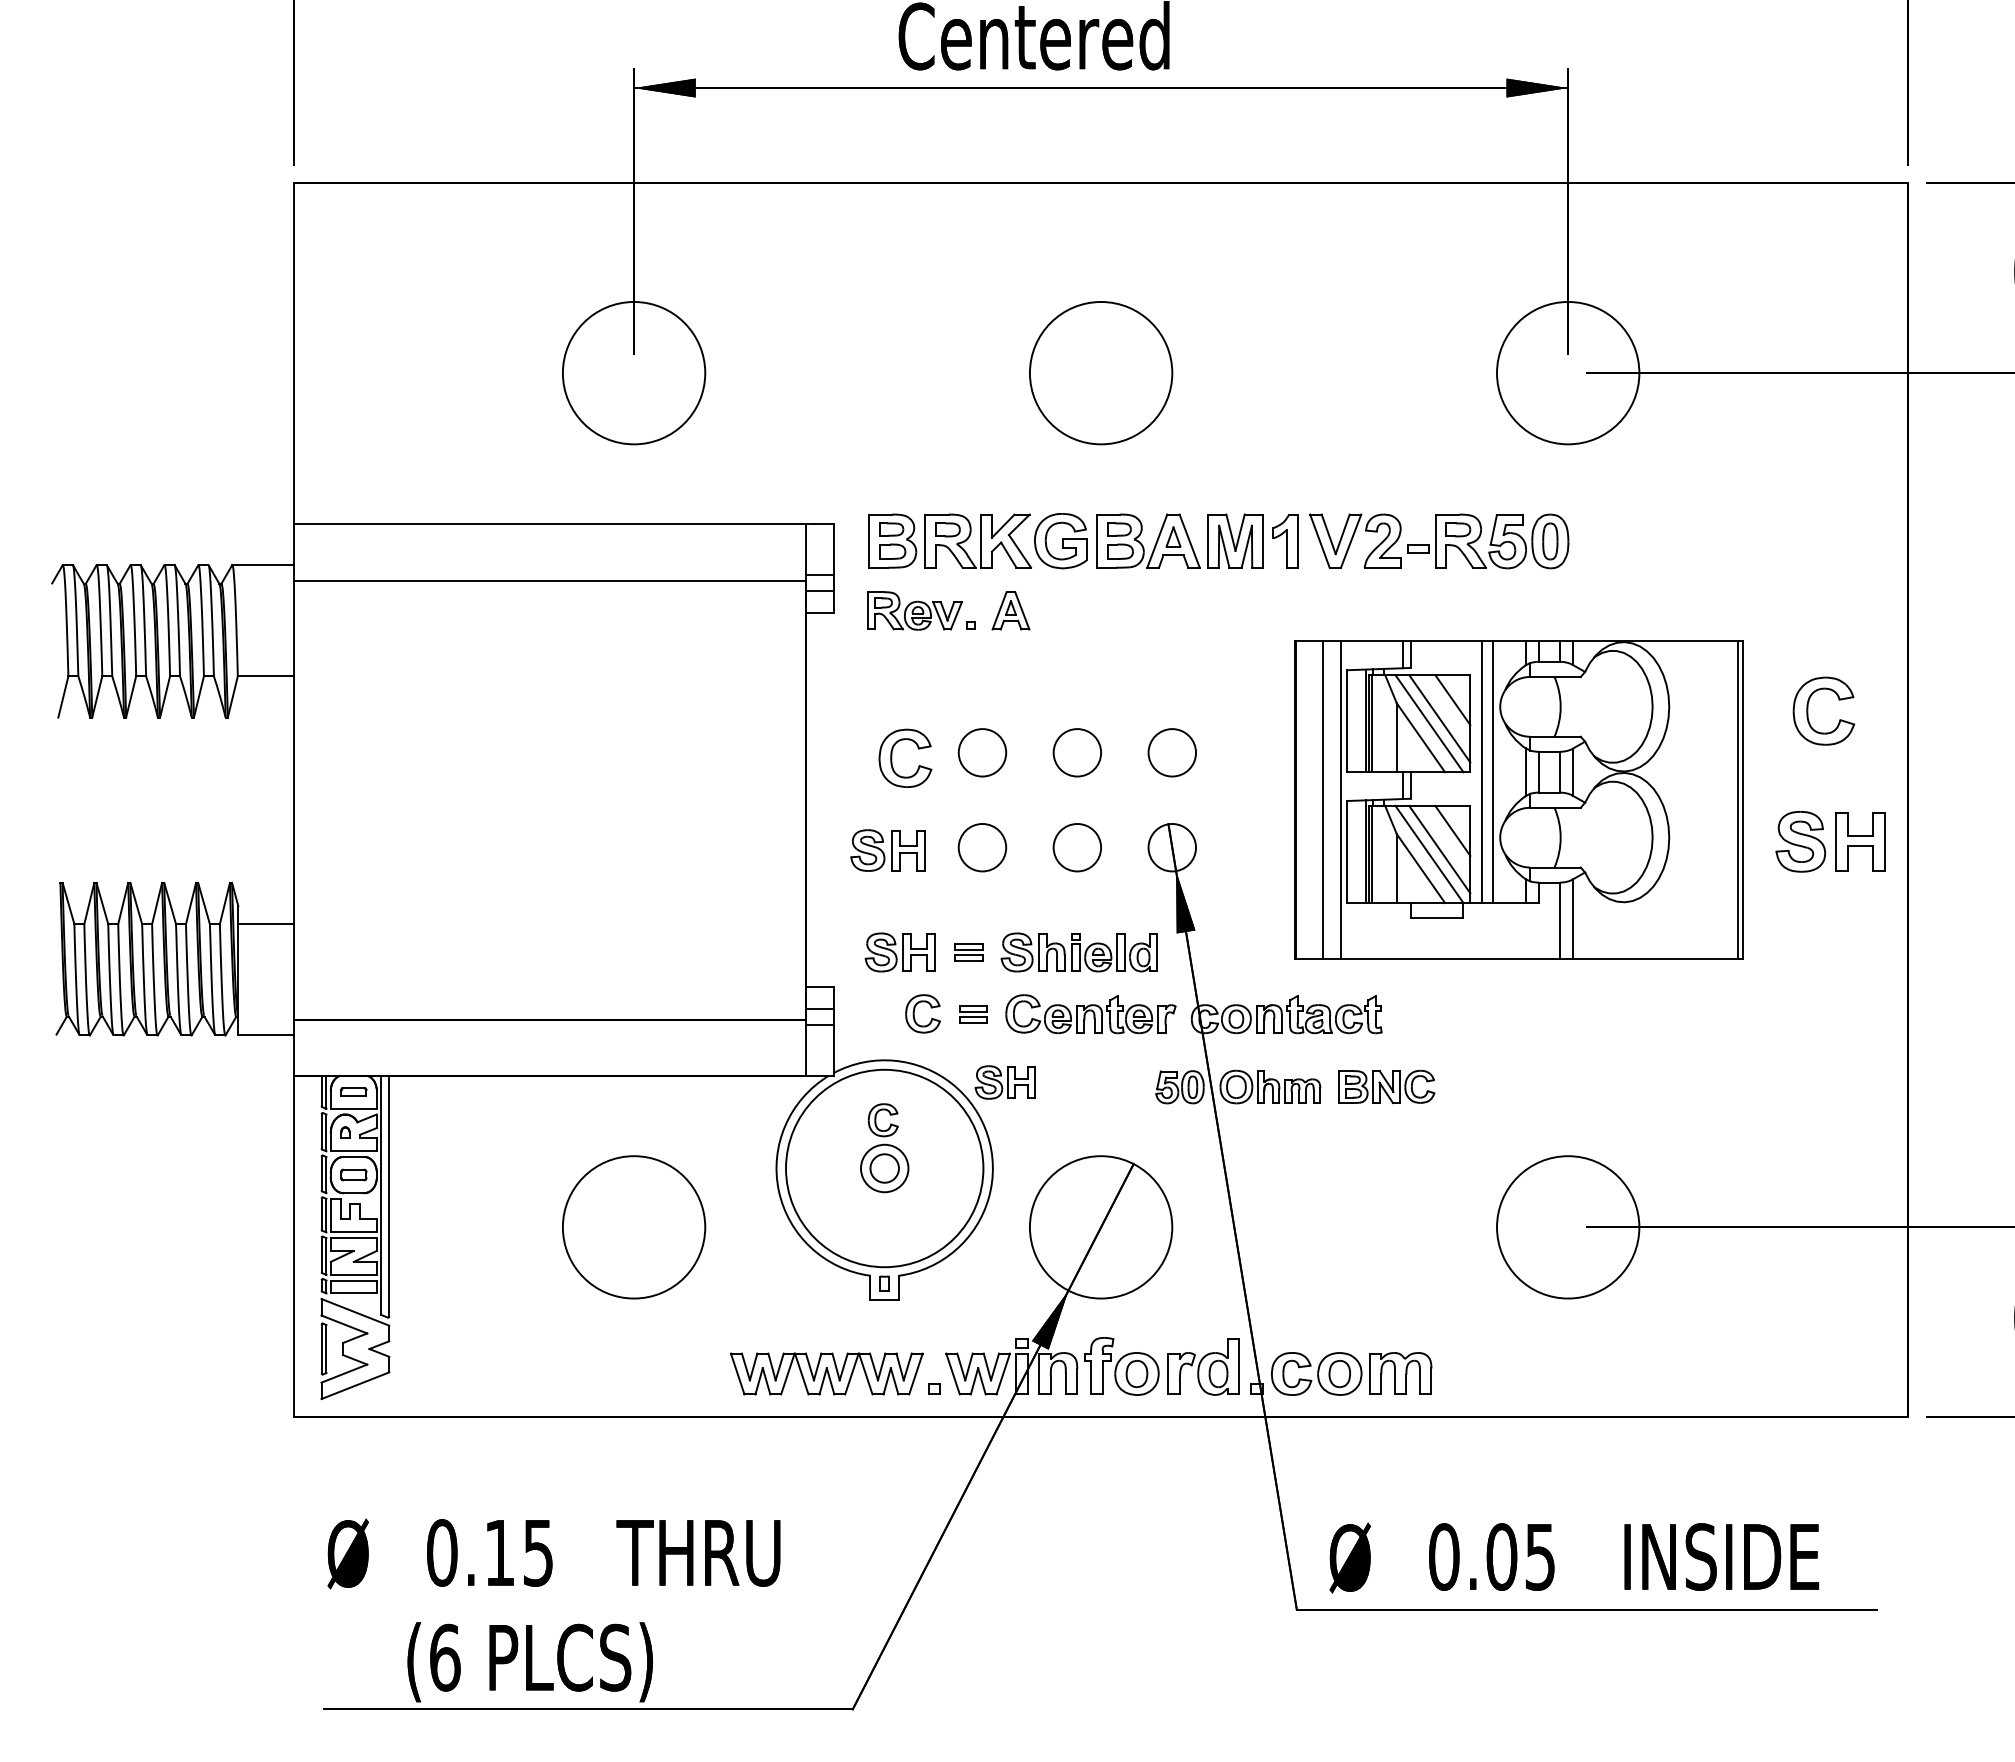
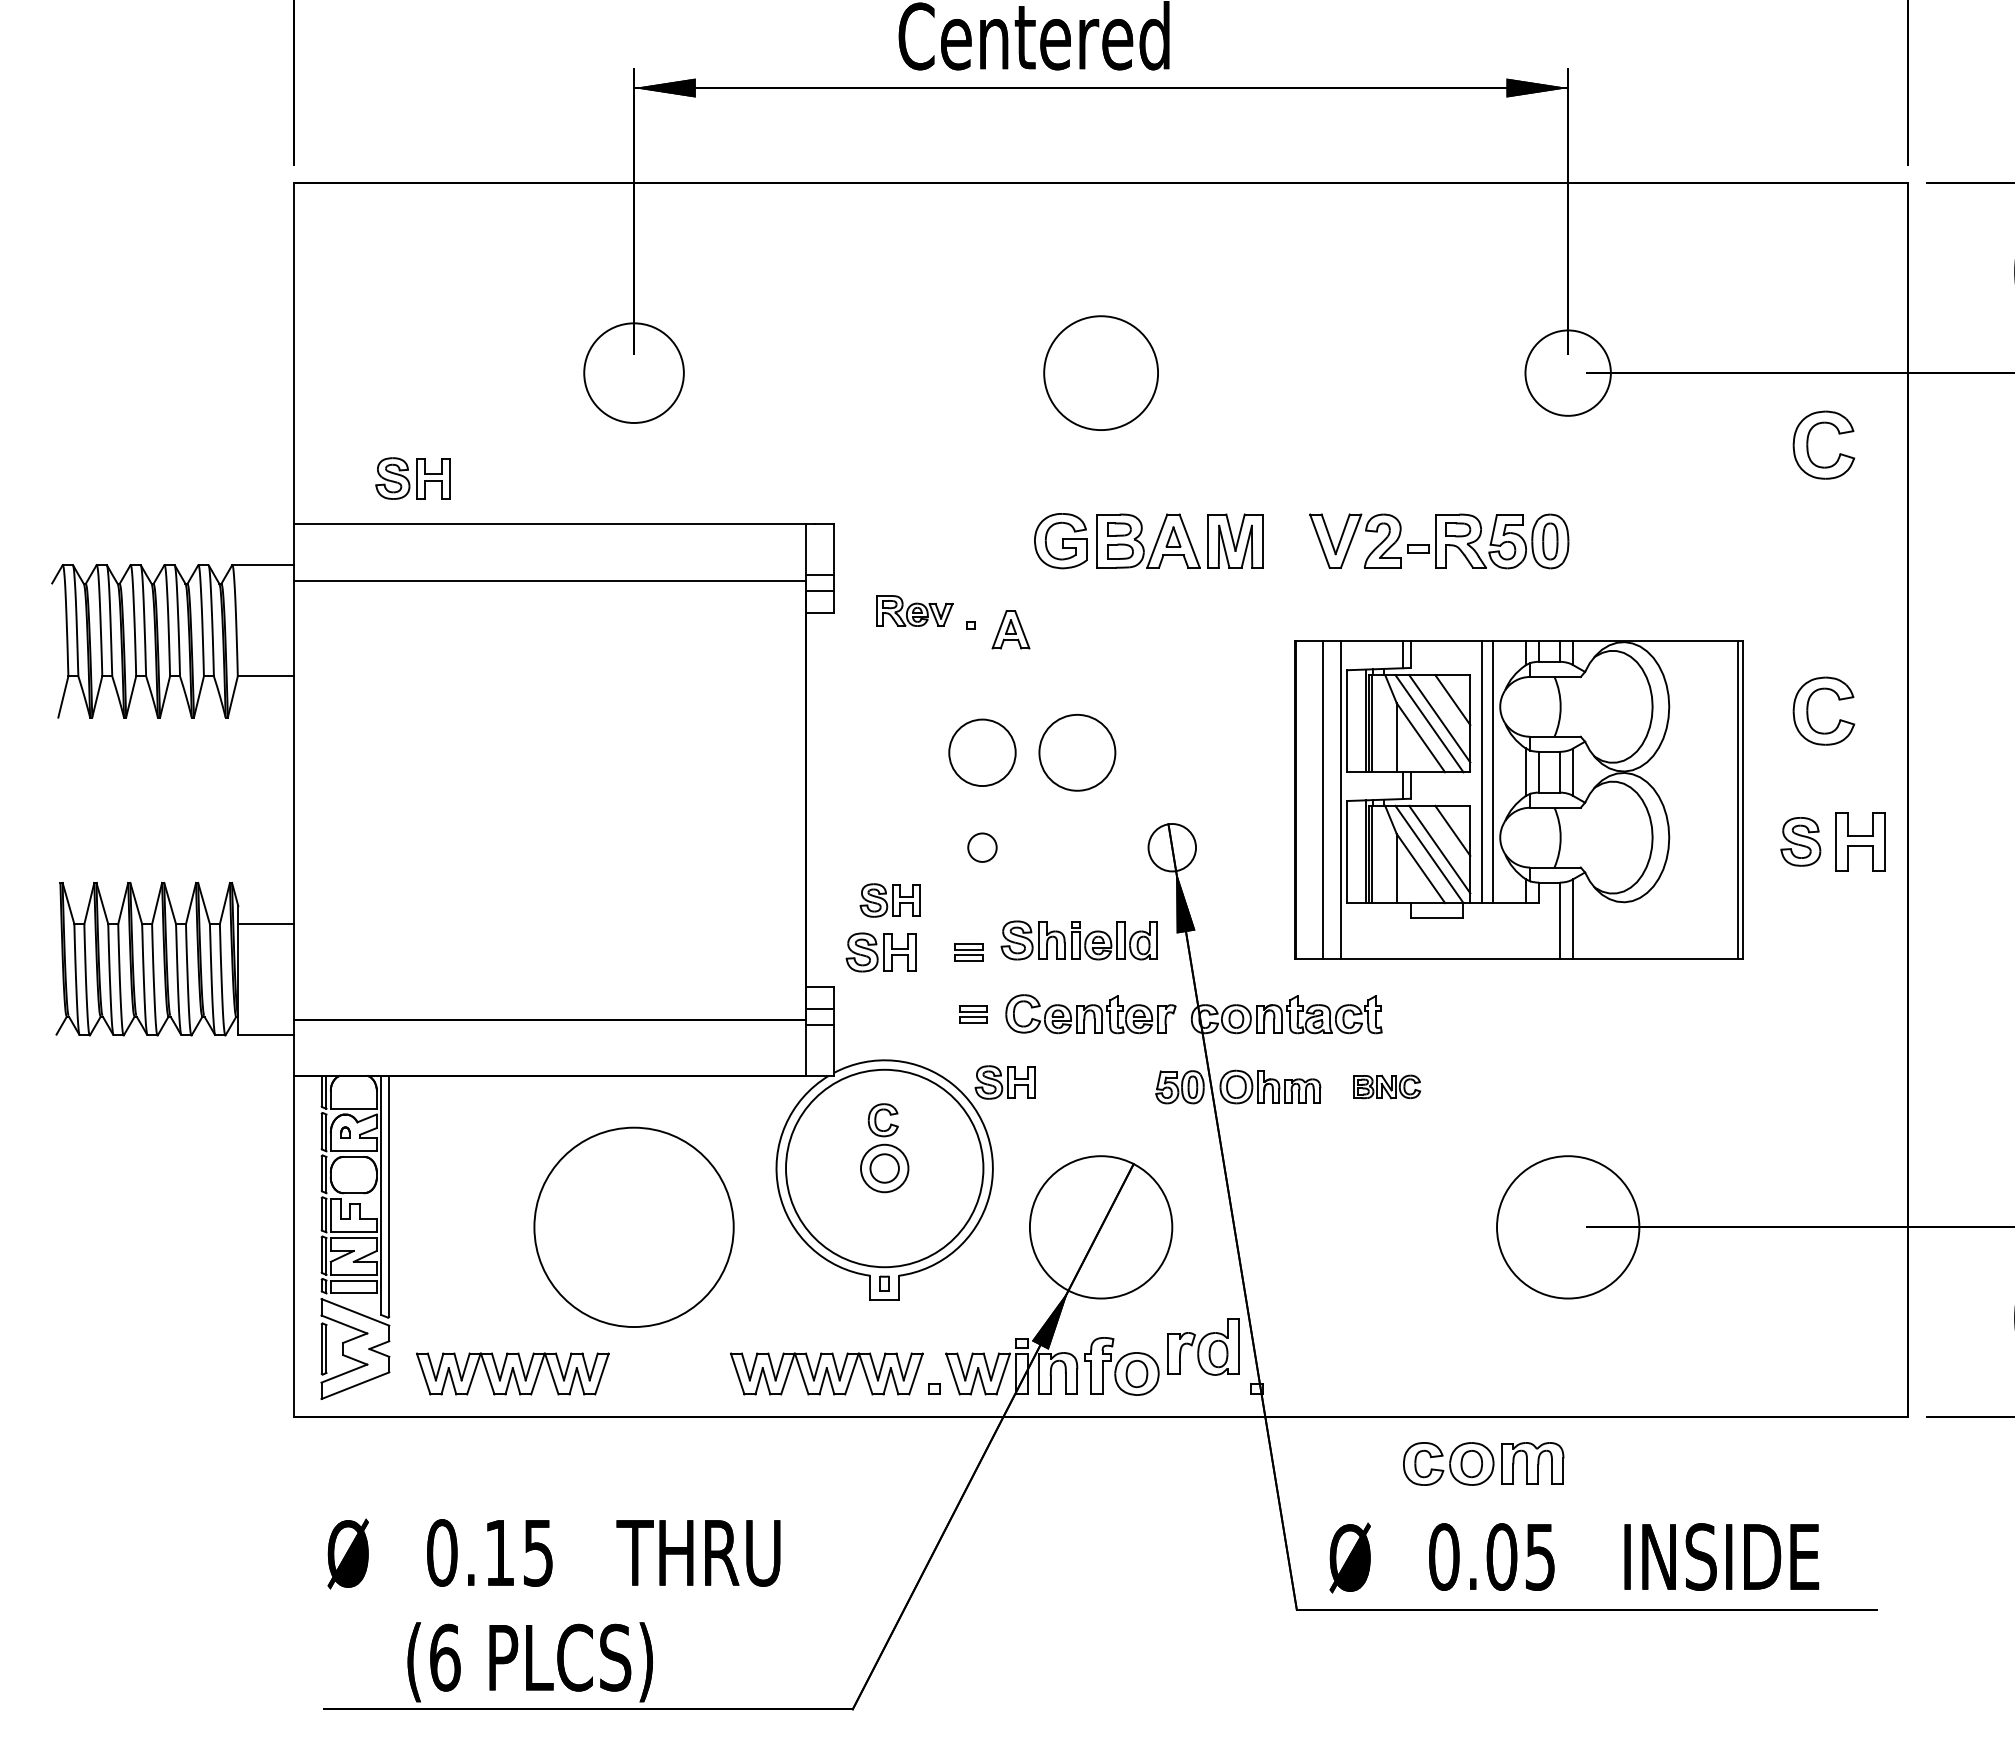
circle diameter: 142 px -> 100 px (633, 373)
circle diameter: 142 px -> 114 px (1101, 373)
circle diameter: 142 px -> 85 px (1567, 372)
part: none -> present (1808, 444)
part: present -> none (950, 540)
part: present -> none (1285, 541)
part size: 96x40 px -> 78x32 px (914, 610)
part position: (1010, 610) -> (1010, 629) (1010, 629)
circle diameter: 47 px -> 66 px (982, 752)
circle diameter: 47 px -> 76 px (1077, 752)
circle: present -> none (1171, 752)
part: present -> none (892, 757)
part size: 52x62 px -> 42x50 px (1800, 841)
circle diameter: 47 px -> 28 px (982, 847)
circle: present -> none (1076, 847)
part position: (887, 850) -> (412, 478) (412, 478)
part: none -> present (889, 900)
part position: (899, 952) -> (880, 952) (880, 952)
part position: (1078, 952) -> (1078, 940) (1078, 940)
part: present -> none (914, 1013)
part size: 98x36 px -> 69x26 px (1387, 1086)
part: present -> none (353, 1091)
part: present -> none (353, 1174)
circle diameter: 142 px -> 199 px (633, 1227)
part position: (1203, 1366) -> (1203, 1346) (1203, 1346)
part: none -> present (512, 1373)
part position: (1351, 1373) -> (1483, 1463) (1483, 1463)
